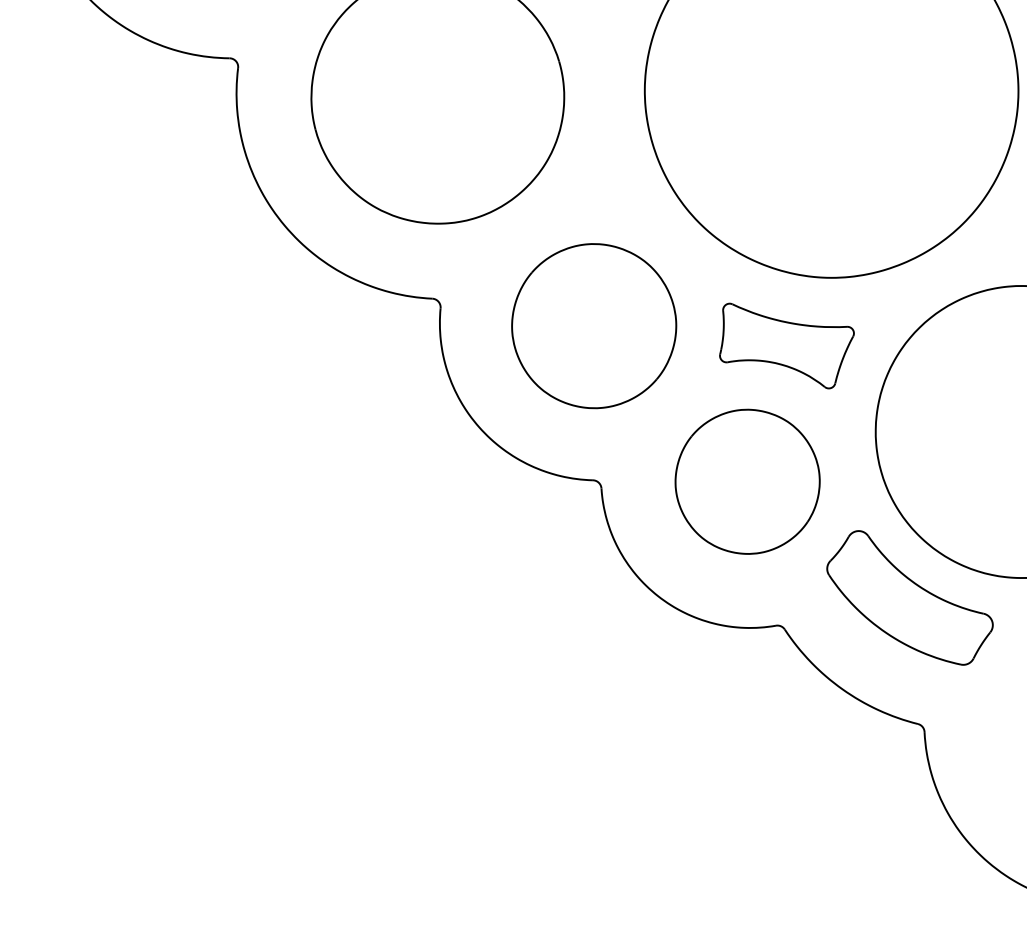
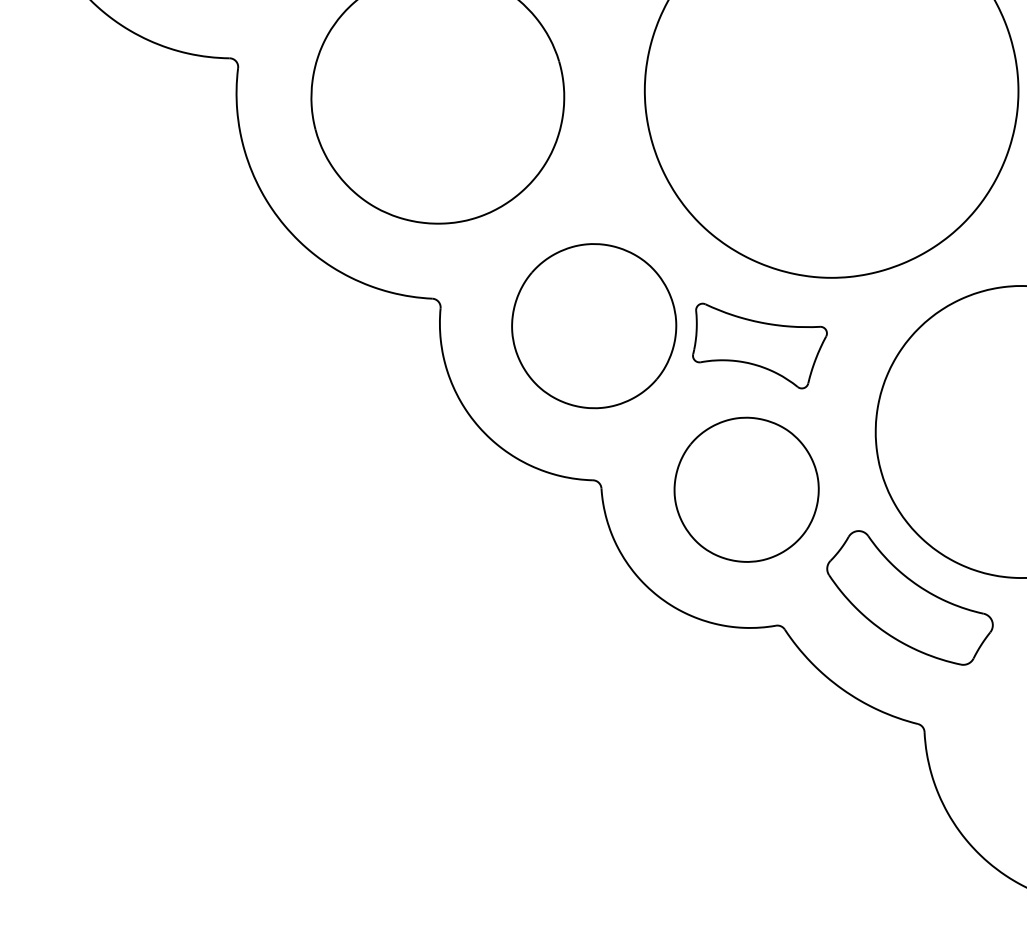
part position: (786, 345) -> (759, 345) (759, 345)
part position: (747, 481) -> (746, 489) (746, 489)
